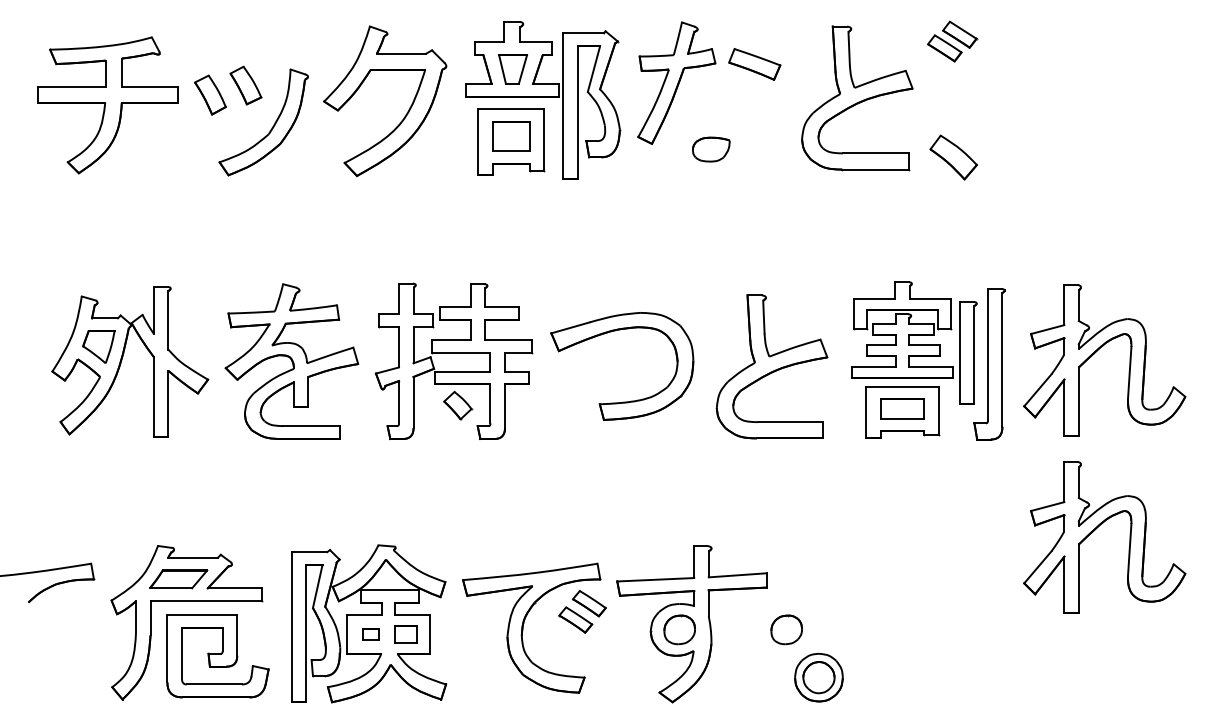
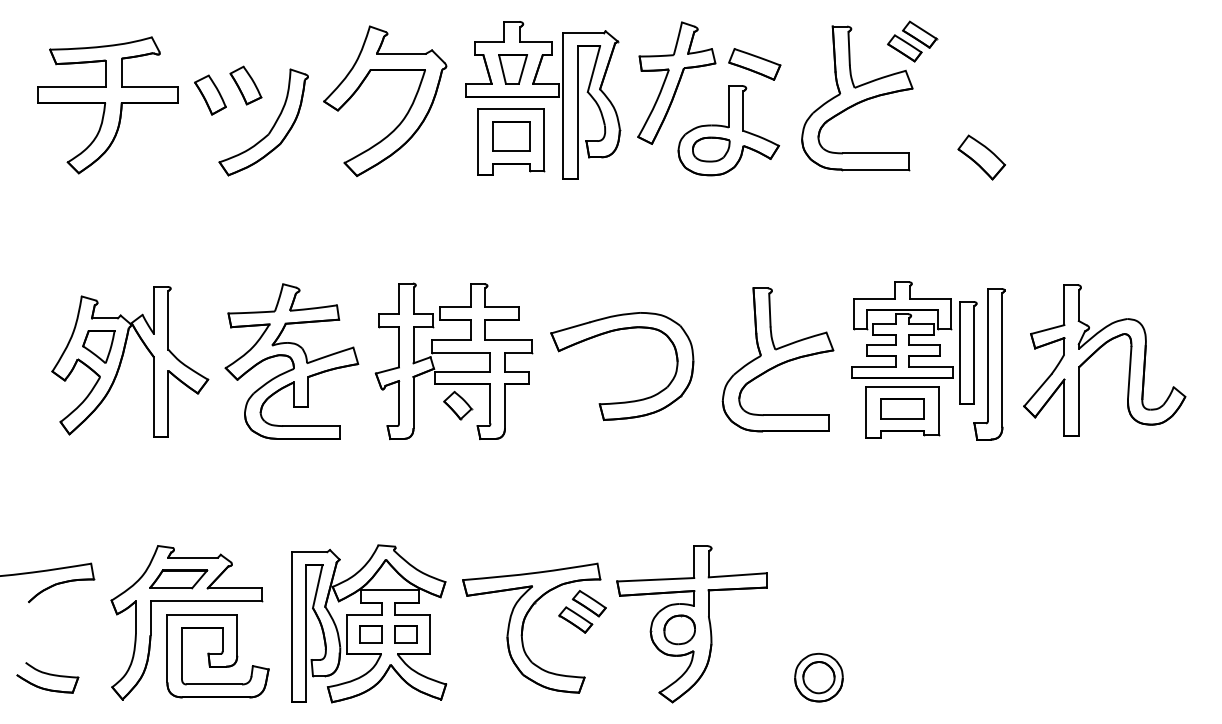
part position: (952, 41) -> (912, 41) (912, 41)
part: none -> present (728, 130)
part position: (953, 157) -> (981, 157) (981, 157)
part position: (771, 366) -> (777, 359) (777, 359)
part: present -> none (1096, 529)
part: present -> none (786, 629)
part size: 18x13 px -> 24x19 px (370, 634)
part: none -> present (47, 677)
